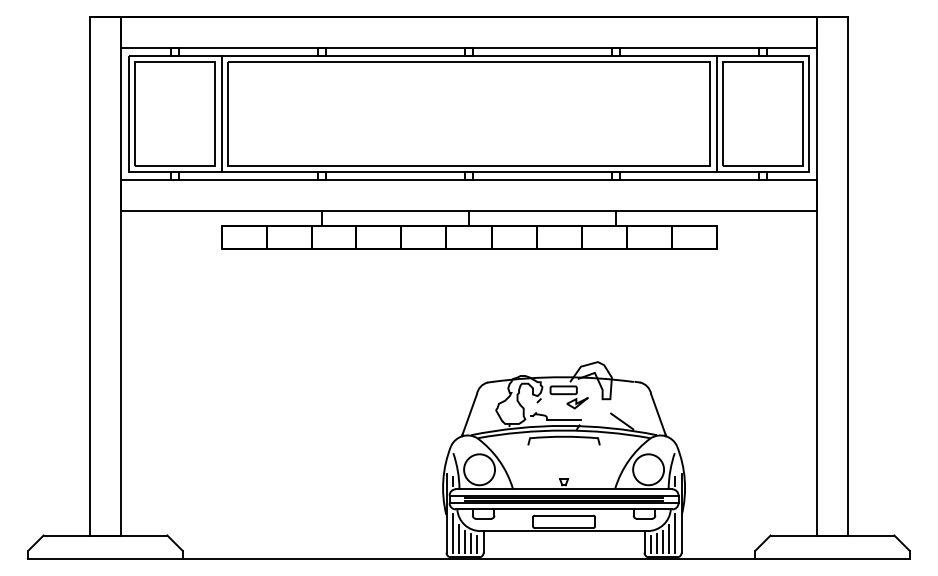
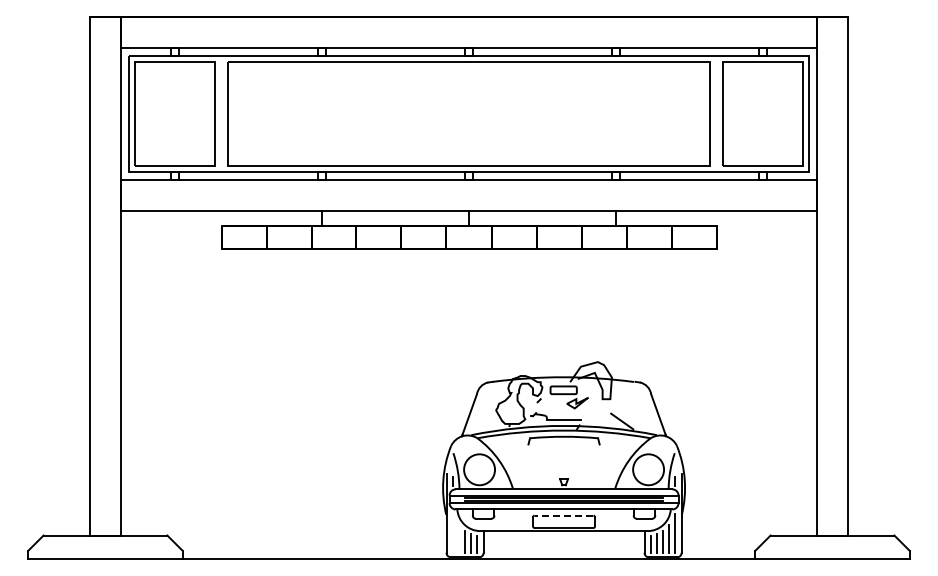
line: present -> none (221, 113)
line: present -> none (716, 113)
line: solid -> dashed (563, 515)
line: present -> none (452, 533)
line: present -> none (458, 538)
